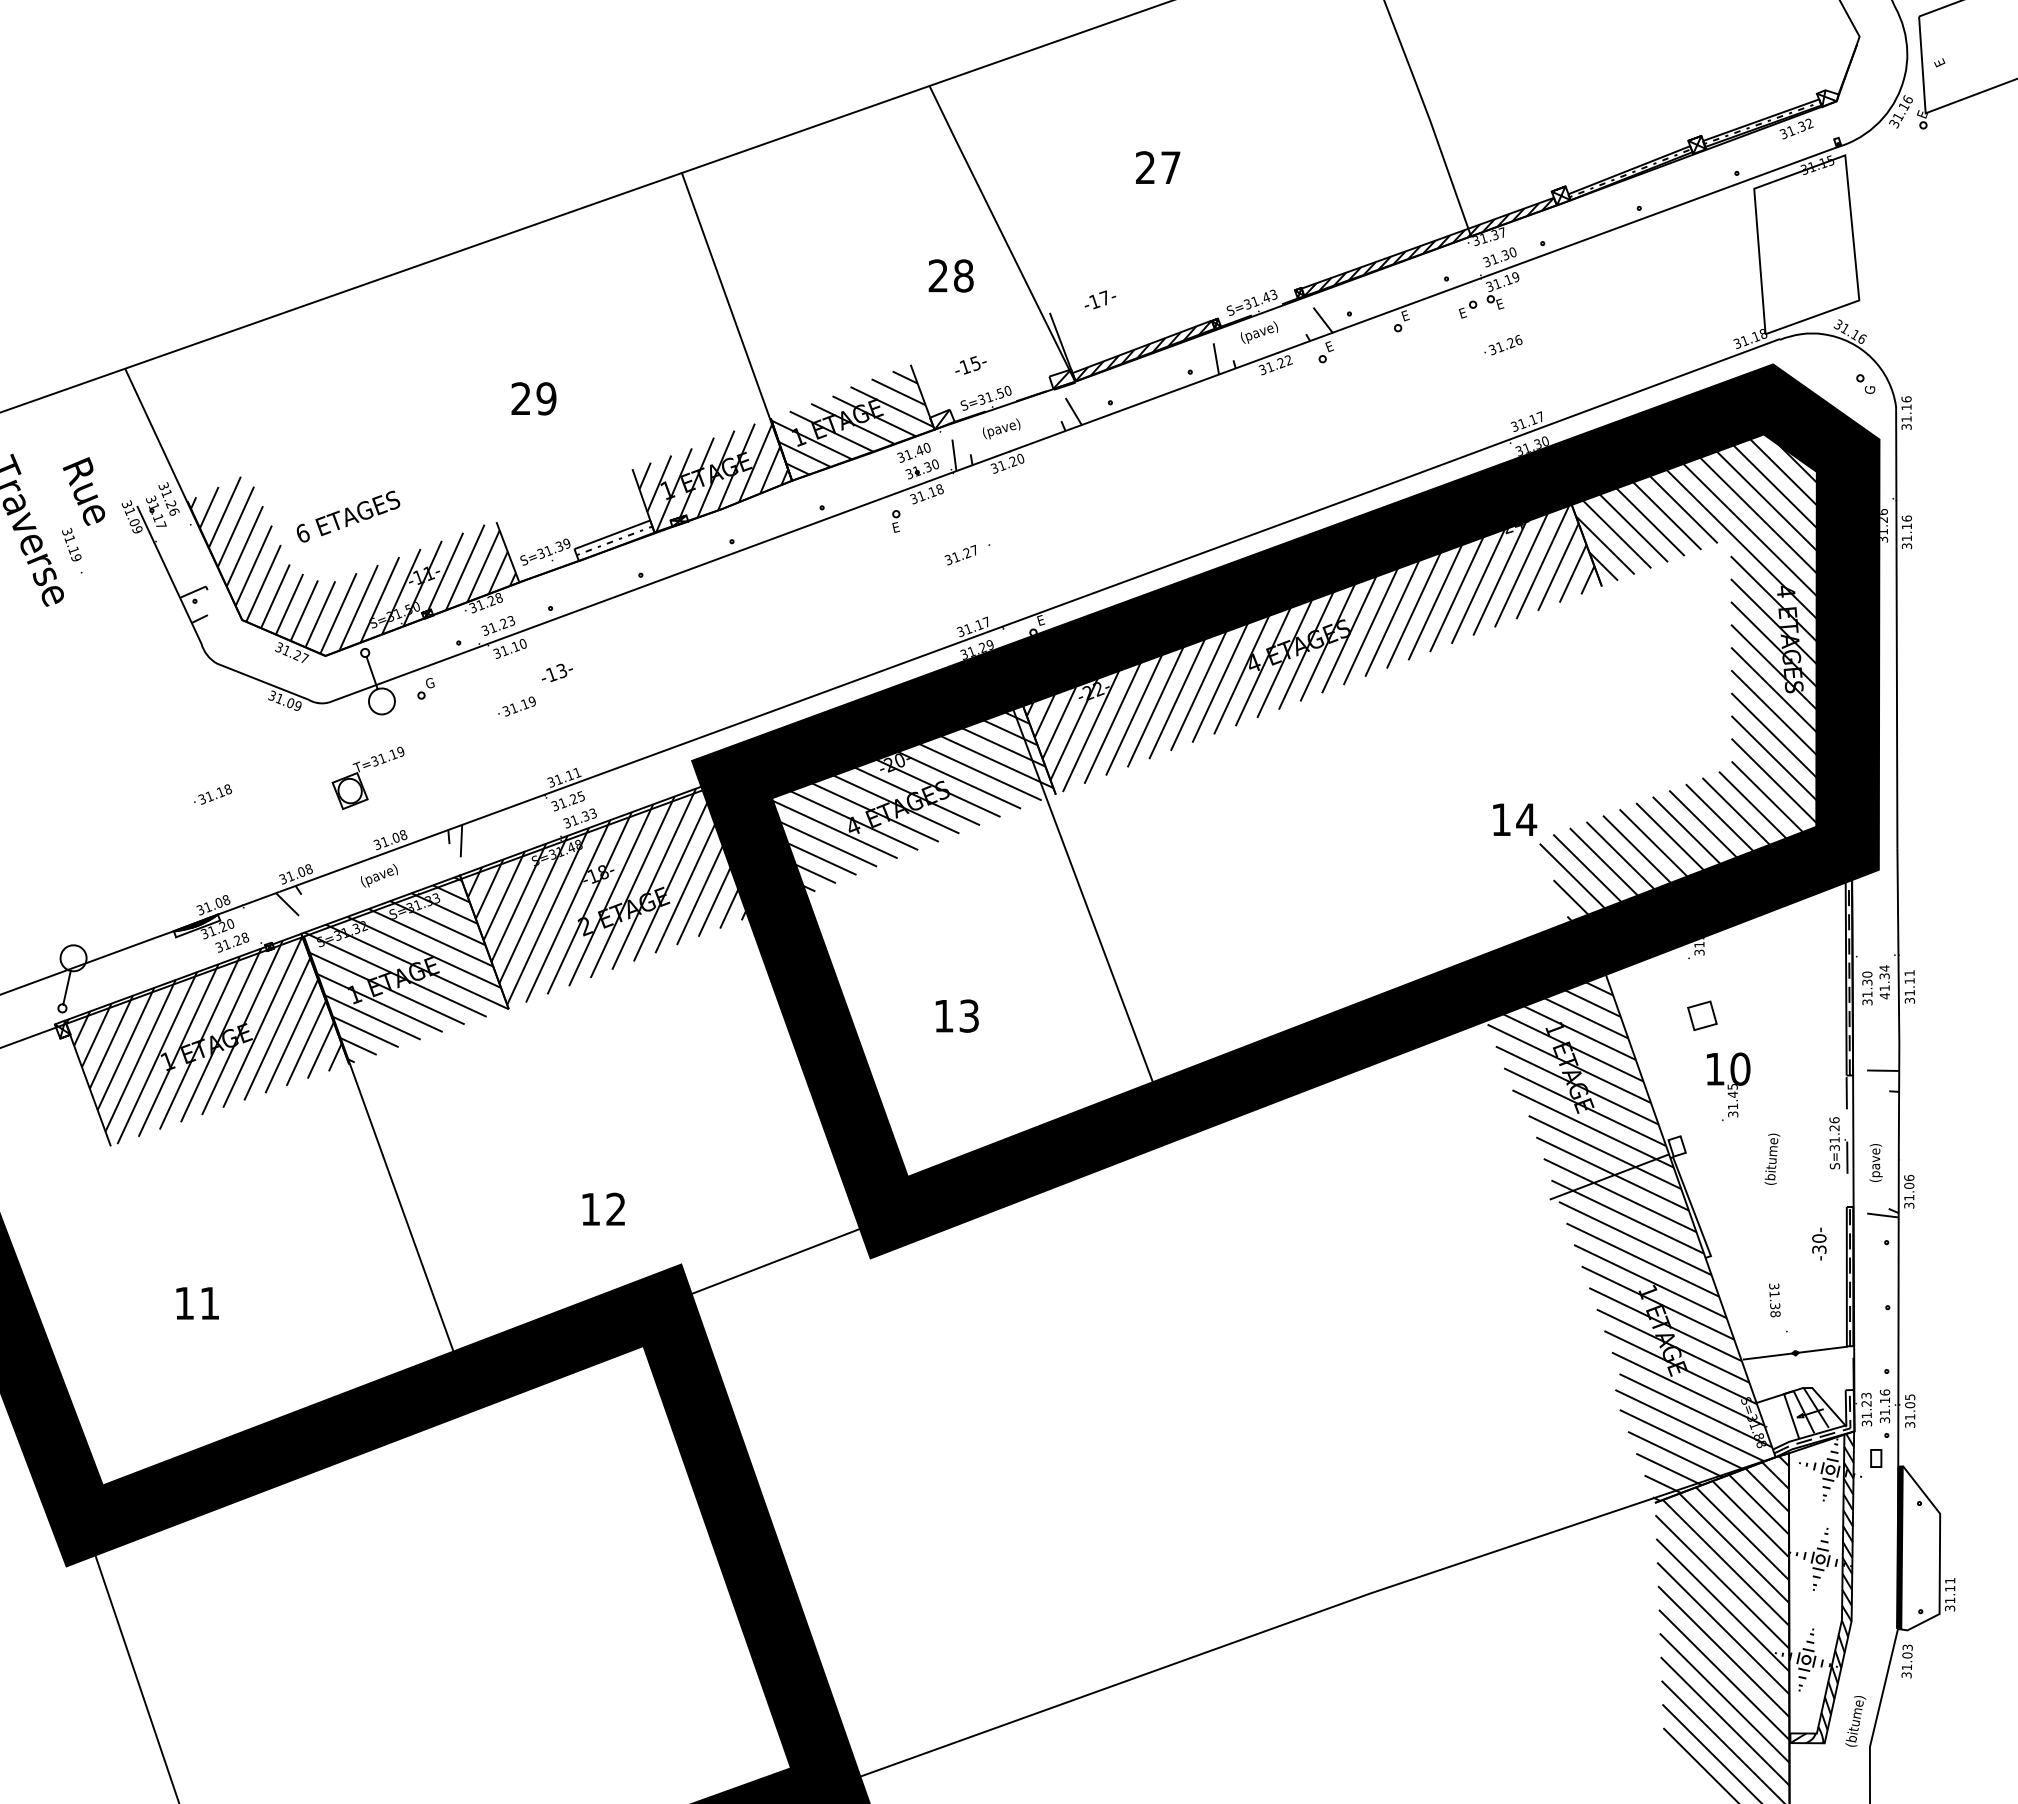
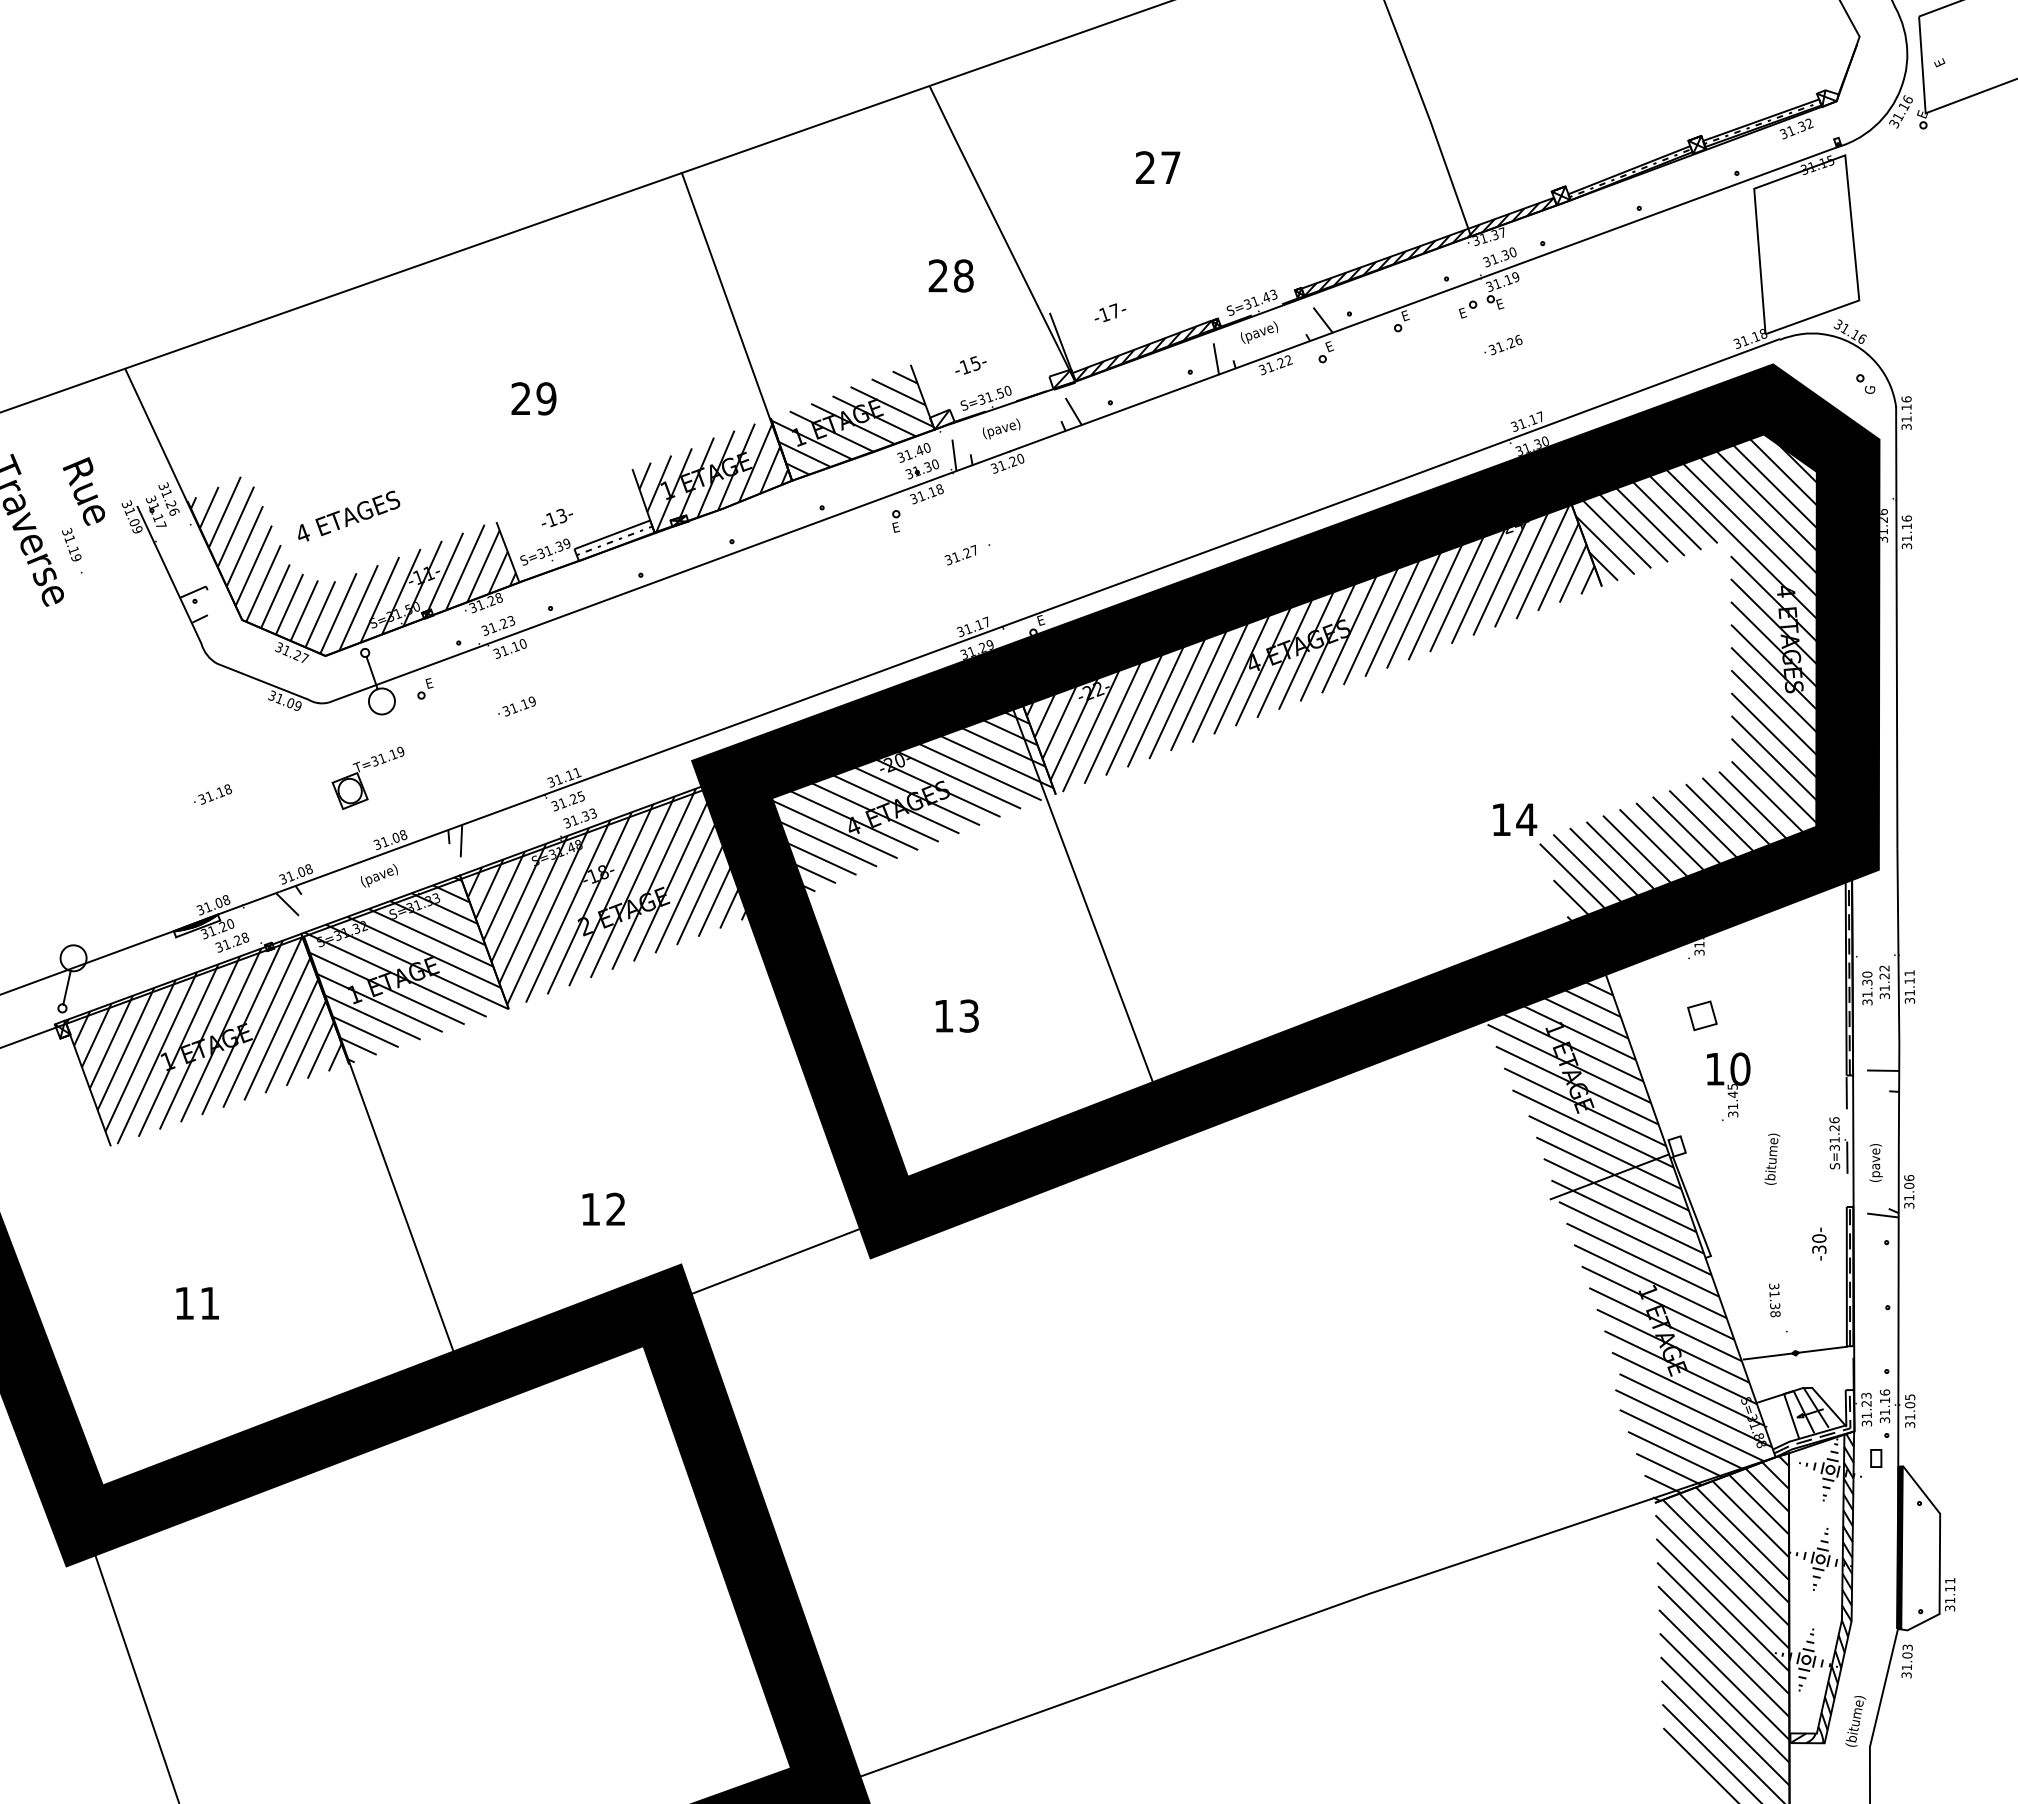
text position: (1100, 299) -> (1110, 312) (1110, 312)
text: 6 -> 4 (302, 532)
text position: (556, 672) -> (556, 517) (556, 517)
text: G -> E (429, 683)
text: 41.34 -> 31.22 (1884, 982)
